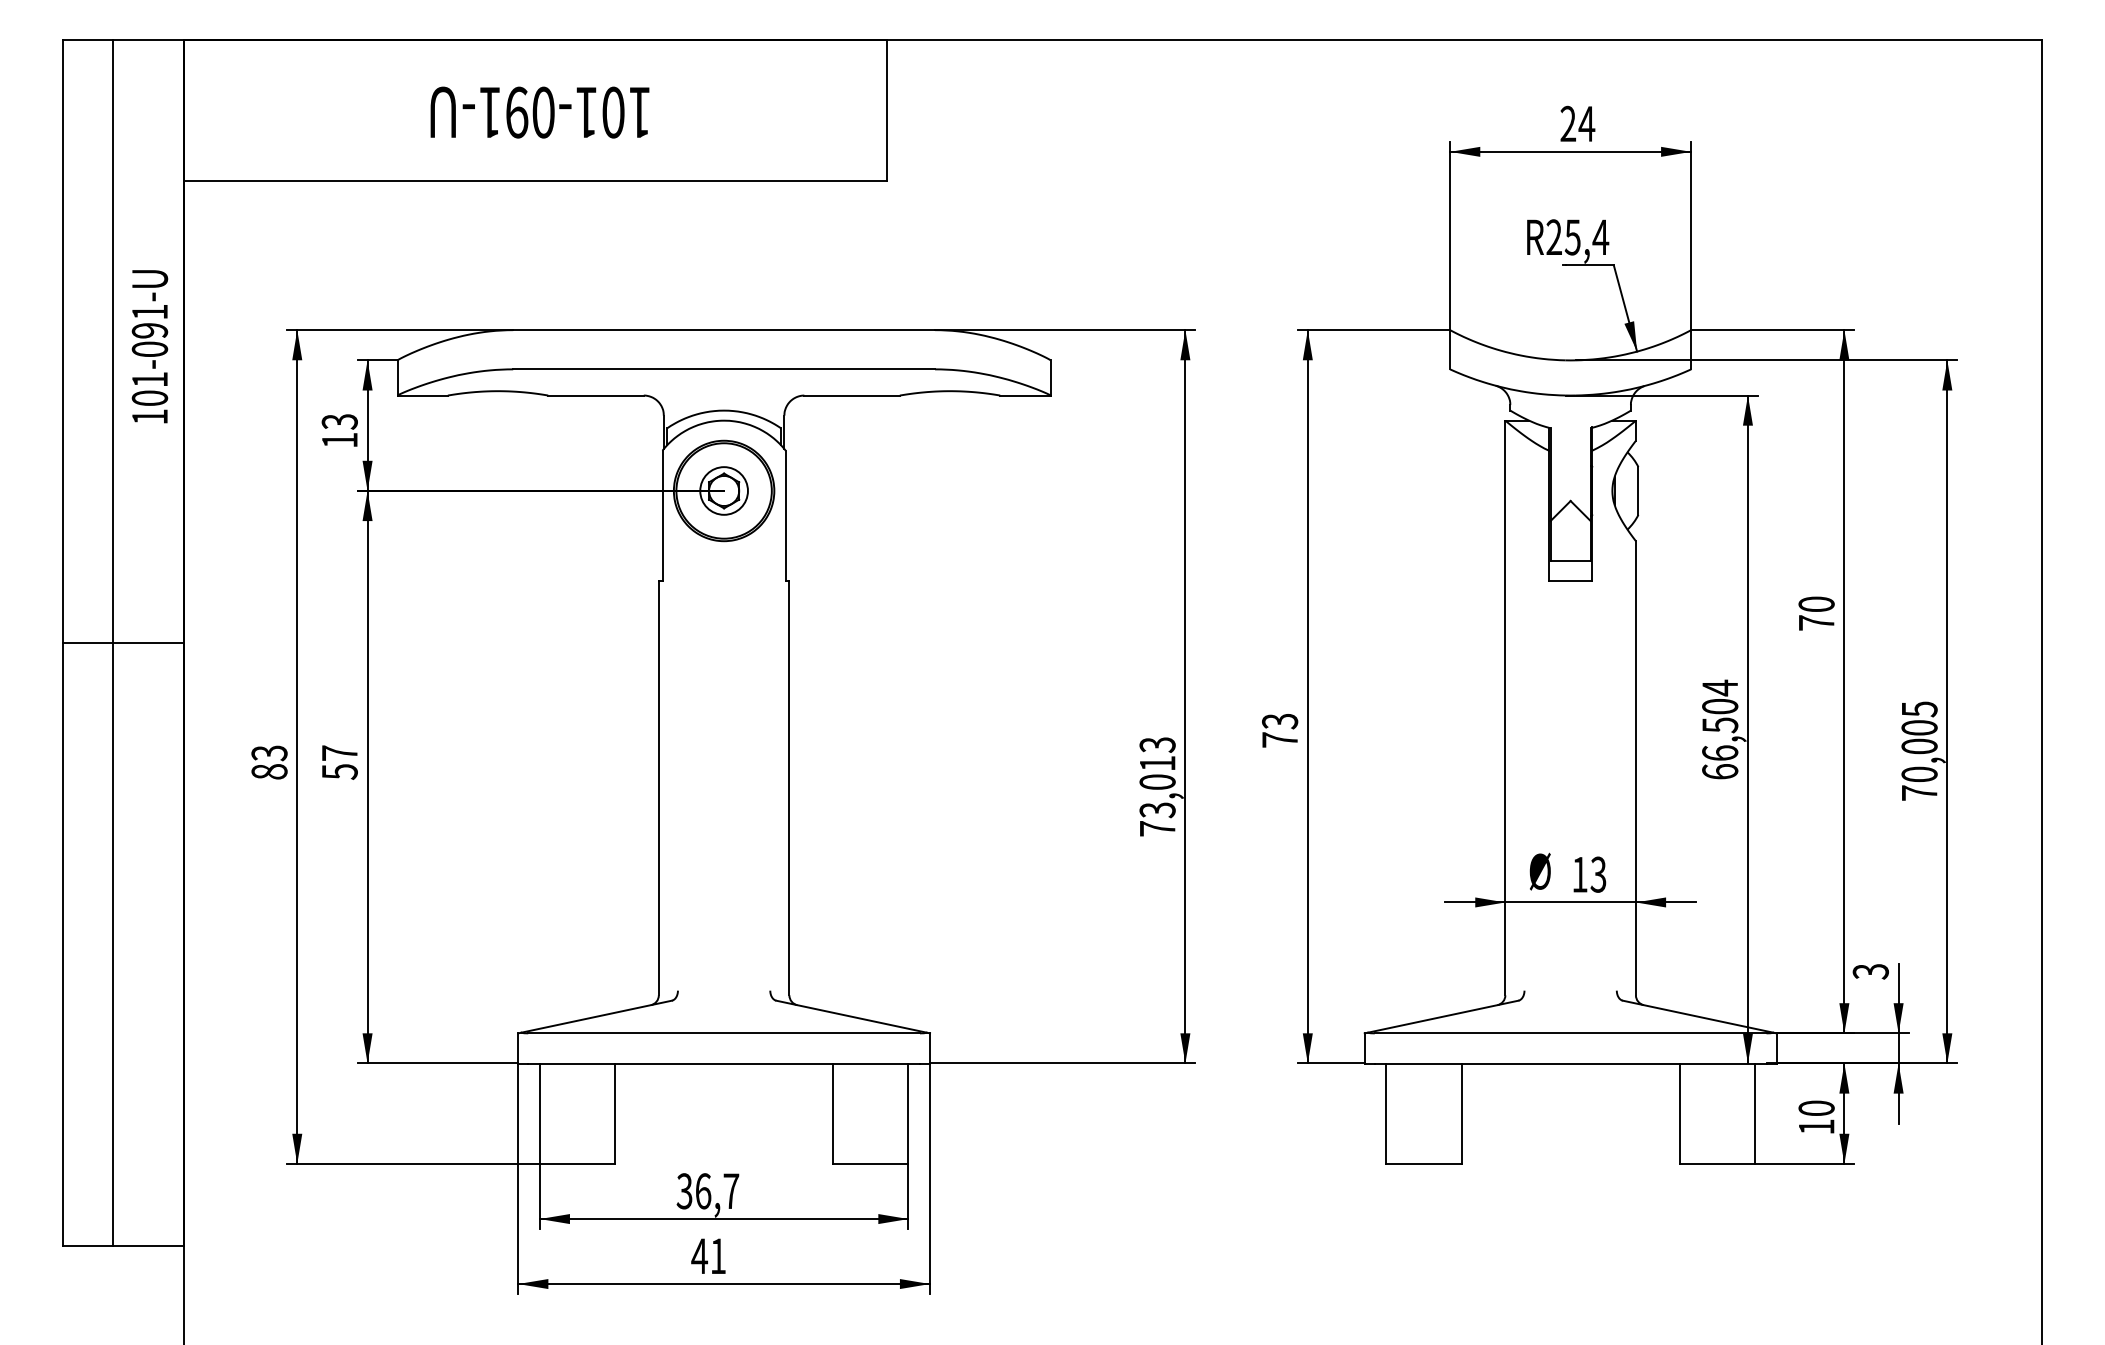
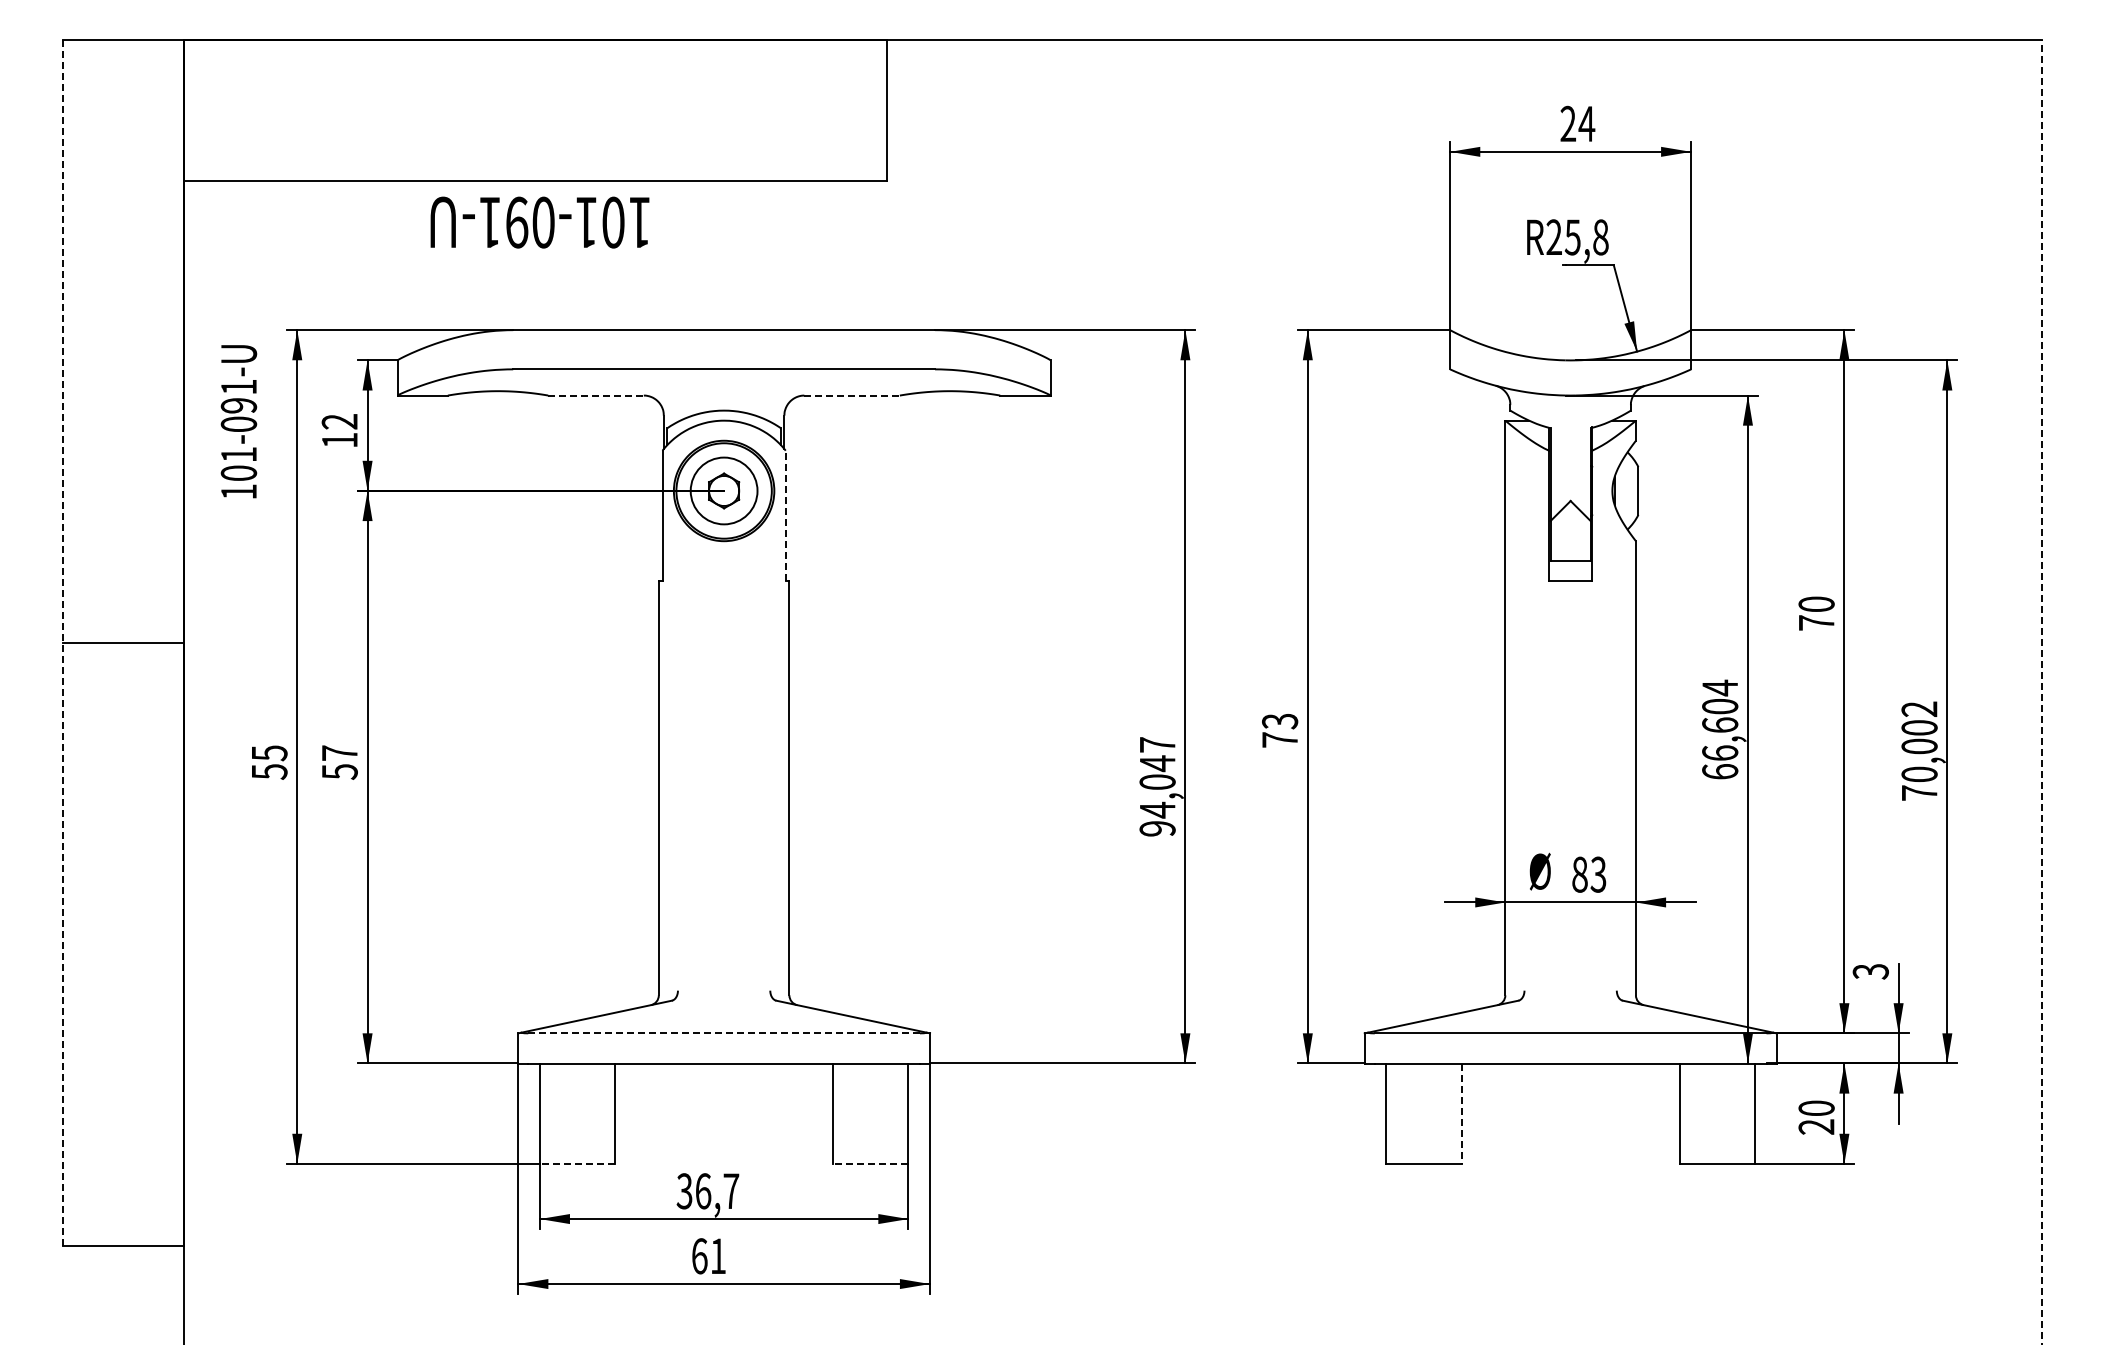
text position: (539, 112) -> (539, 222) (539, 222)
text: R25,4 -> R25,8 (1600, 237)
text position: (149, 346) -> (238, 421) (238, 421)
line: solid -> dashed (596, 395)
line: solid -> dashed (852, 395)
text: 13 -> 12 (339, 421)
circle diameter: 48 px -> 67 px (723, 490)
line: solid -> dashed (785, 515)
line: present -> none (113, 642)
line: solid -> dashed (63, 643)
line: solid -> dashed (2041, 692)
text: 70,005 -> 70,002 (1919, 709)
text: 66,504 -> 66,604 (1720, 725)
text: 83 -> 55 (269, 762)
text: 73,013 -> 94,047 (1157, 786)
text: 13 -> 83 (1579, 874)
line: solid -> dashed (724, 1033)
line: solid -> dashed (1461, 1114)
text: 10 -> 20 (1816, 1126)
line: solid -> dashed (577, 1163)
line: solid -> dashed (870, 1163)
text: 41 -> 61 (699, 1256)
